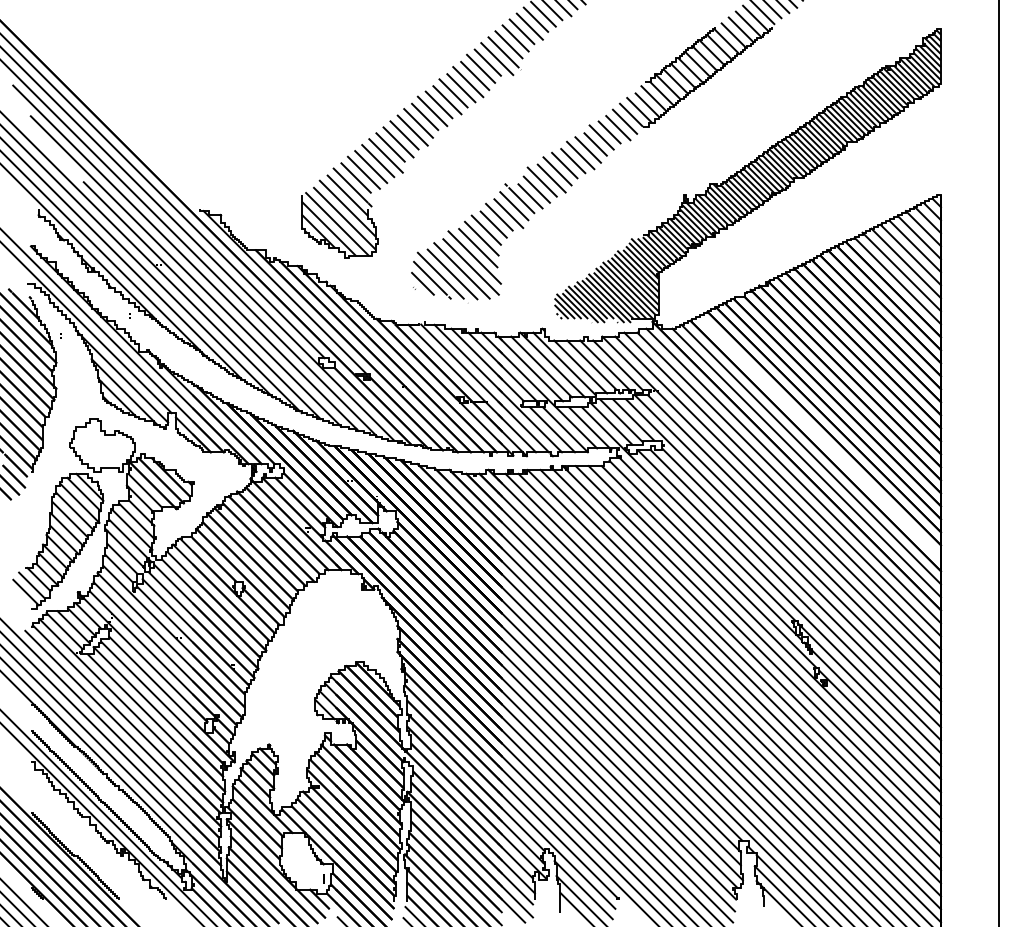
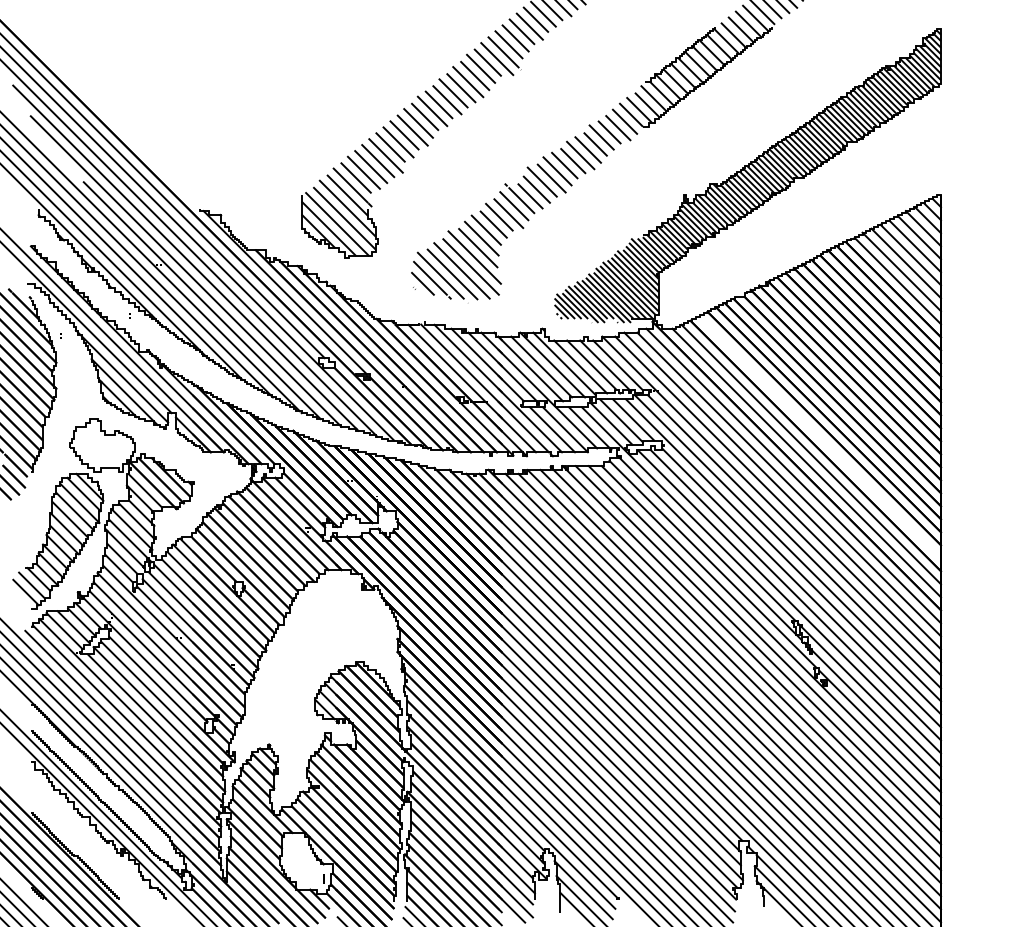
line: present -> none (999, 462)
